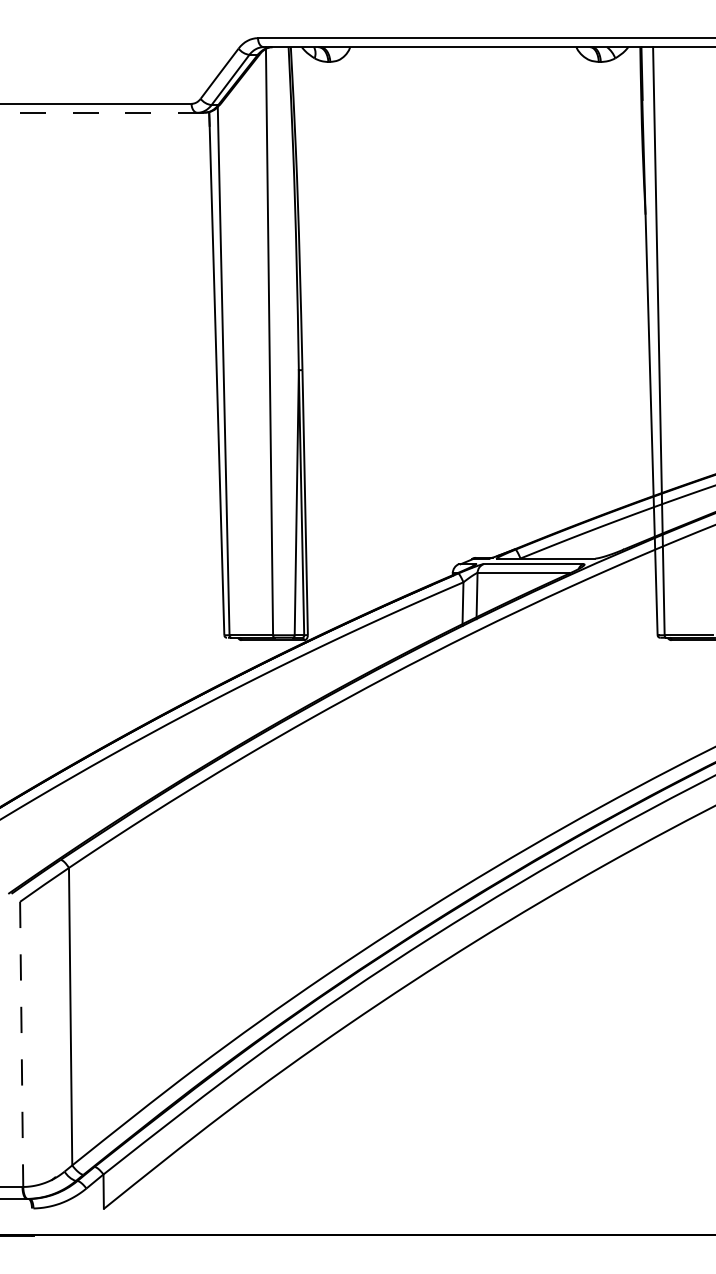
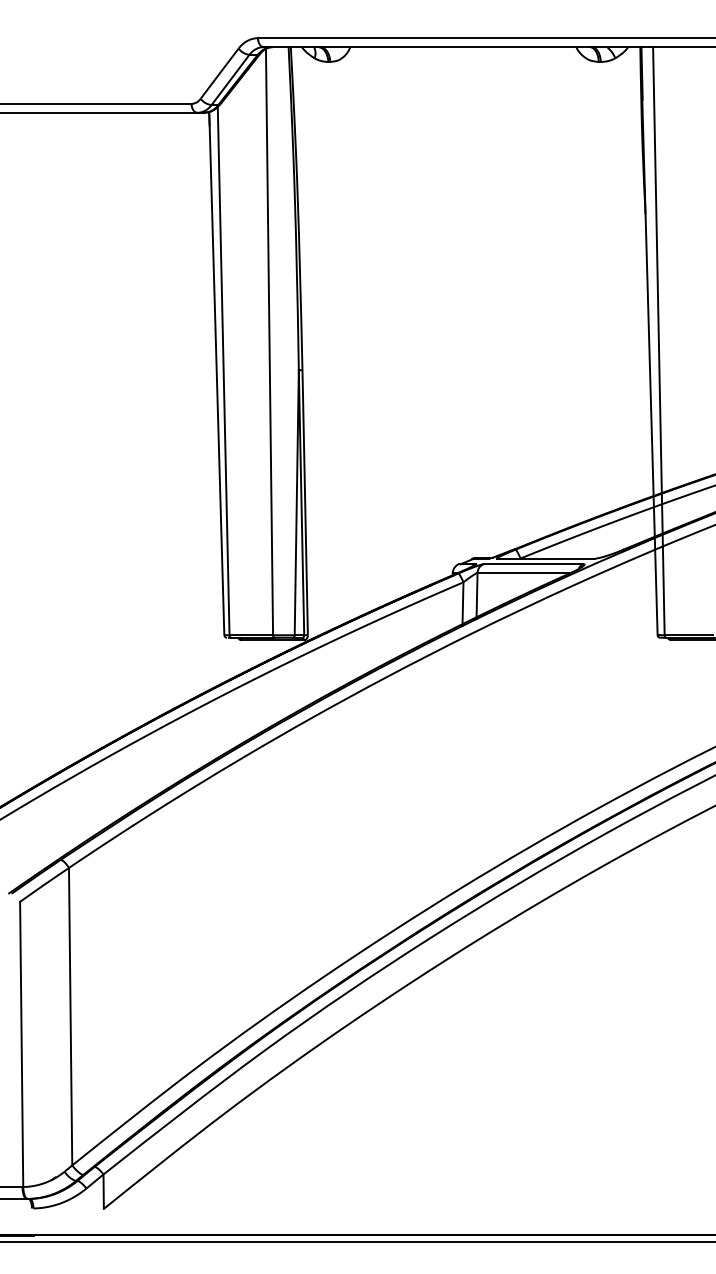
line: dashed -> solid (102, 112)
line: dashed -> solid (21, 1044)
line: none -> present (357, 1241)
